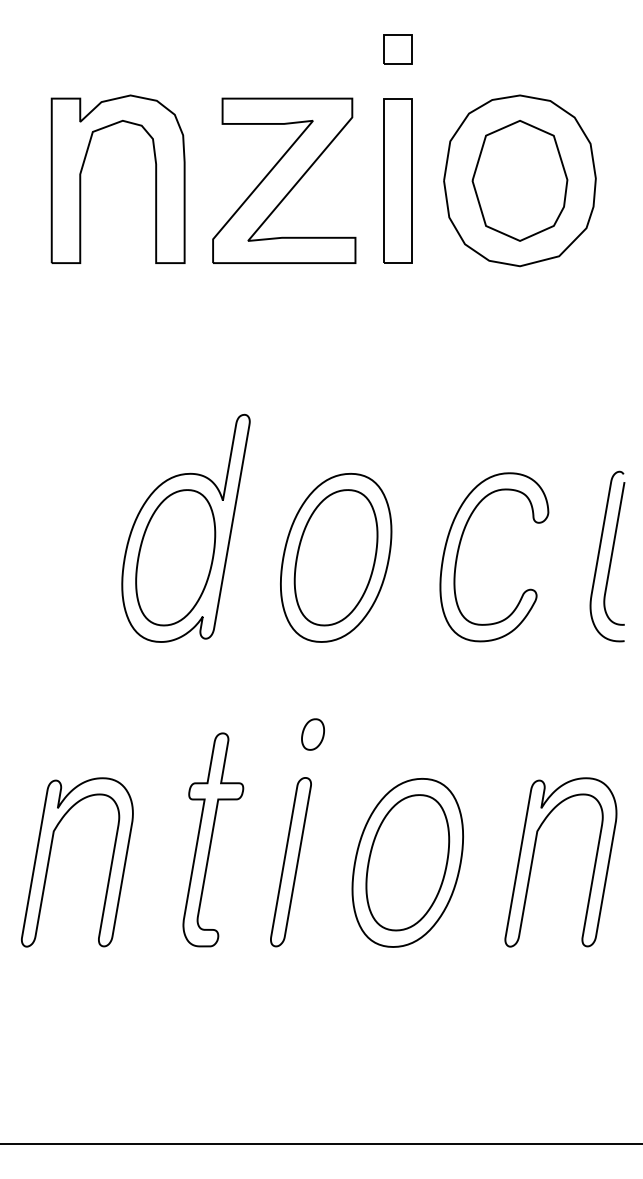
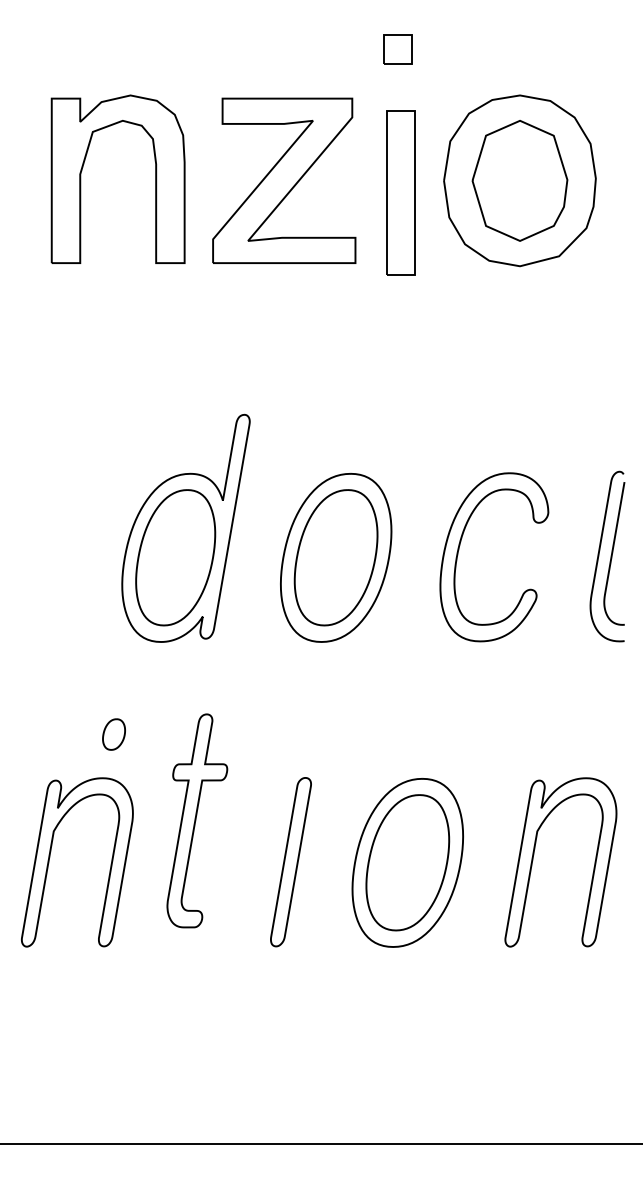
part position: (397, 180) -> (400, 192) (400, 192)
part position: (312, 734) -> (113, 734) (113, 734)
part position: (213, 839) -> (197, 820) (197, 820)
